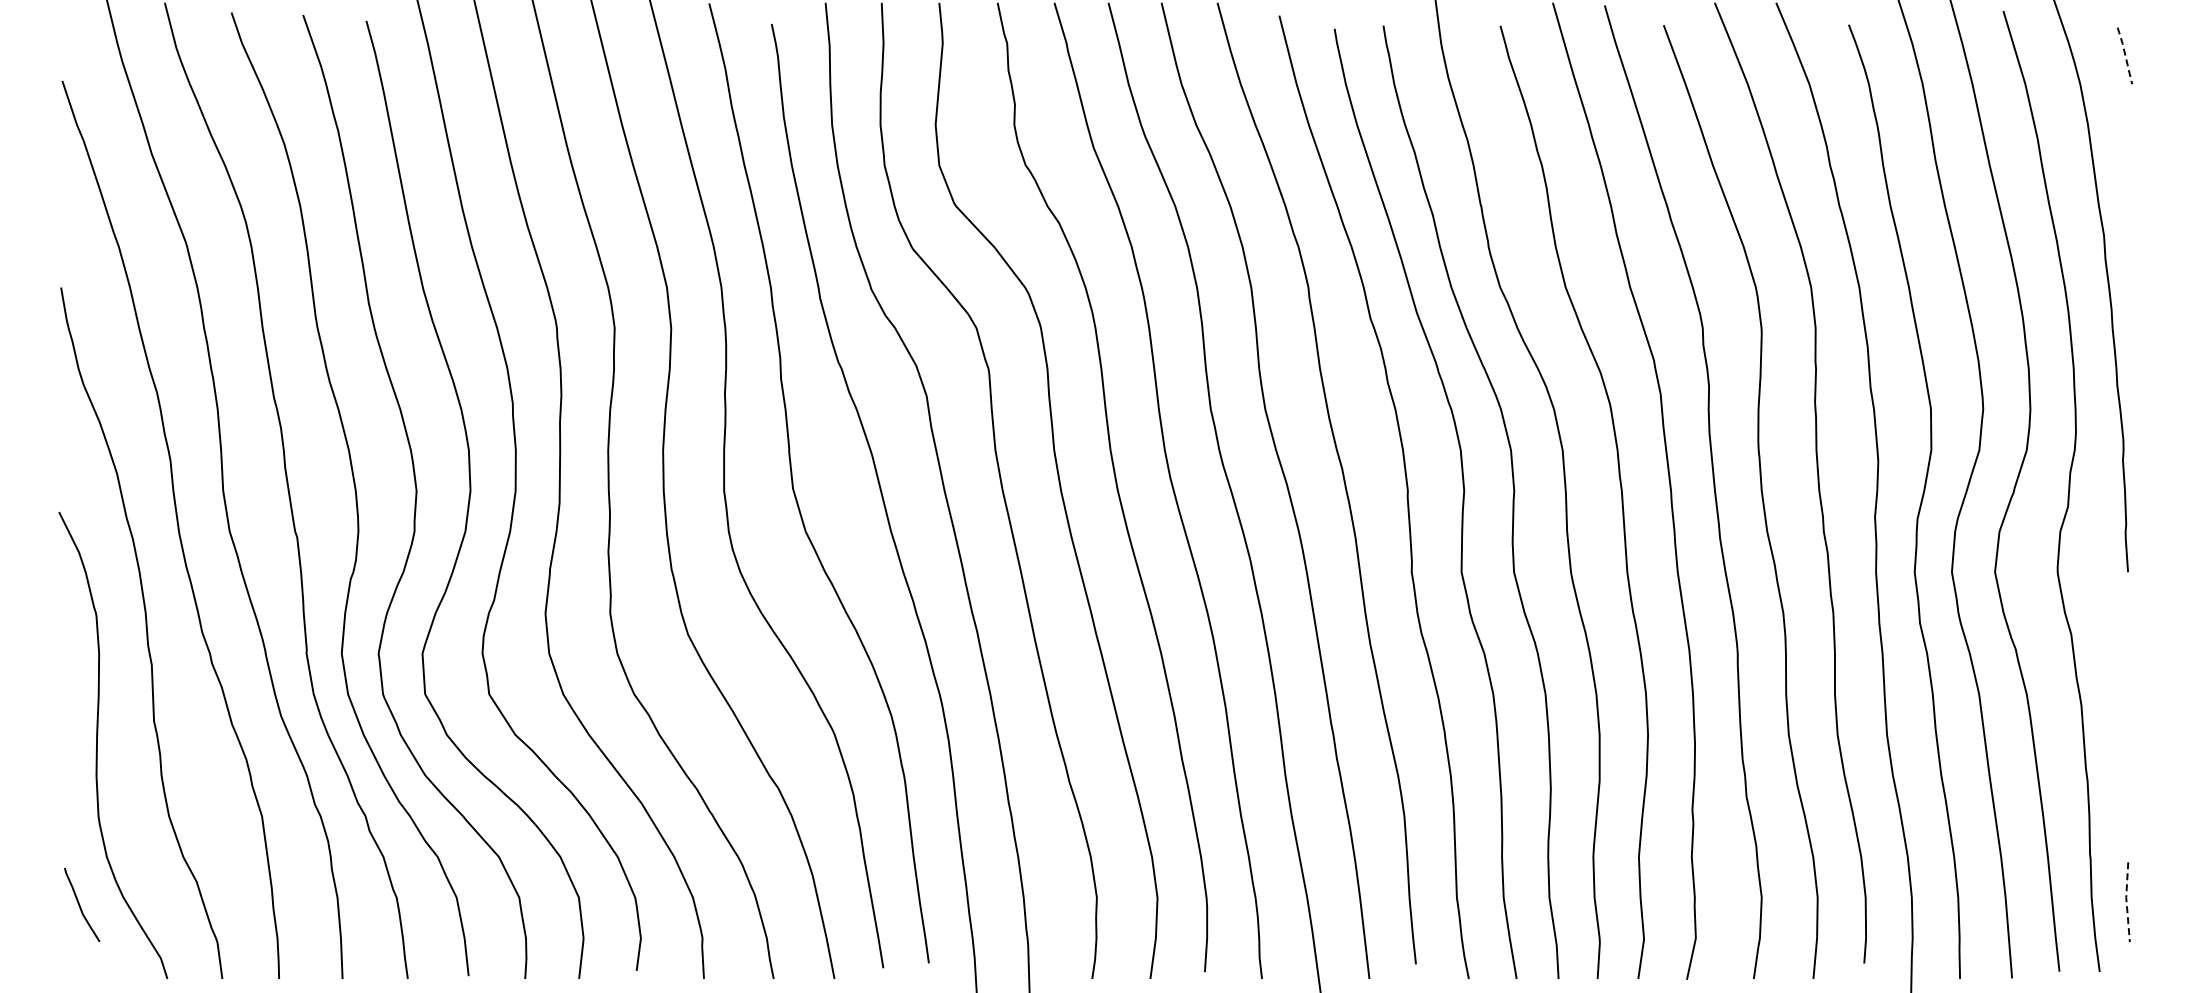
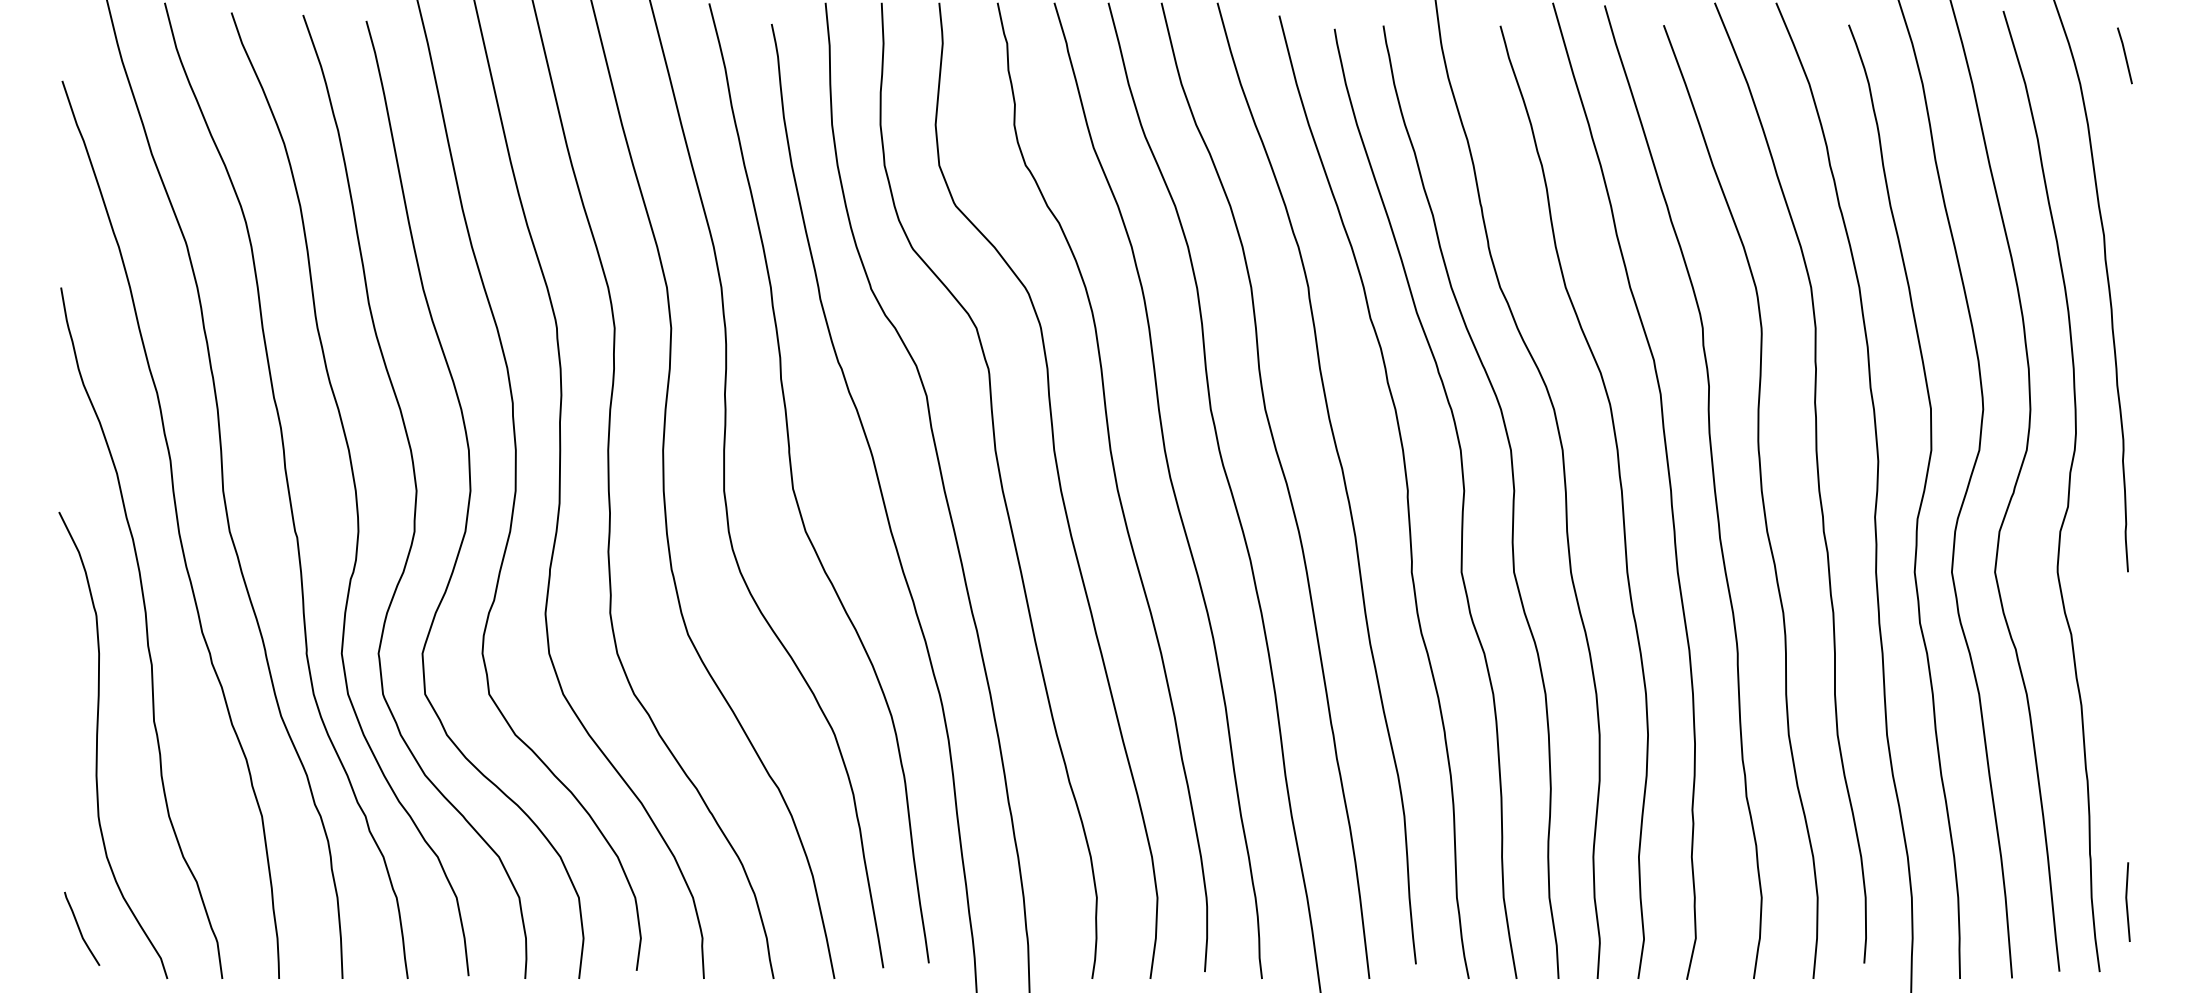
line: dashed -> solid (2125, 55)
line: dashed -> solid (2126, 901)
curve position: (80, 904) -> (80, 928) (80, 928)
